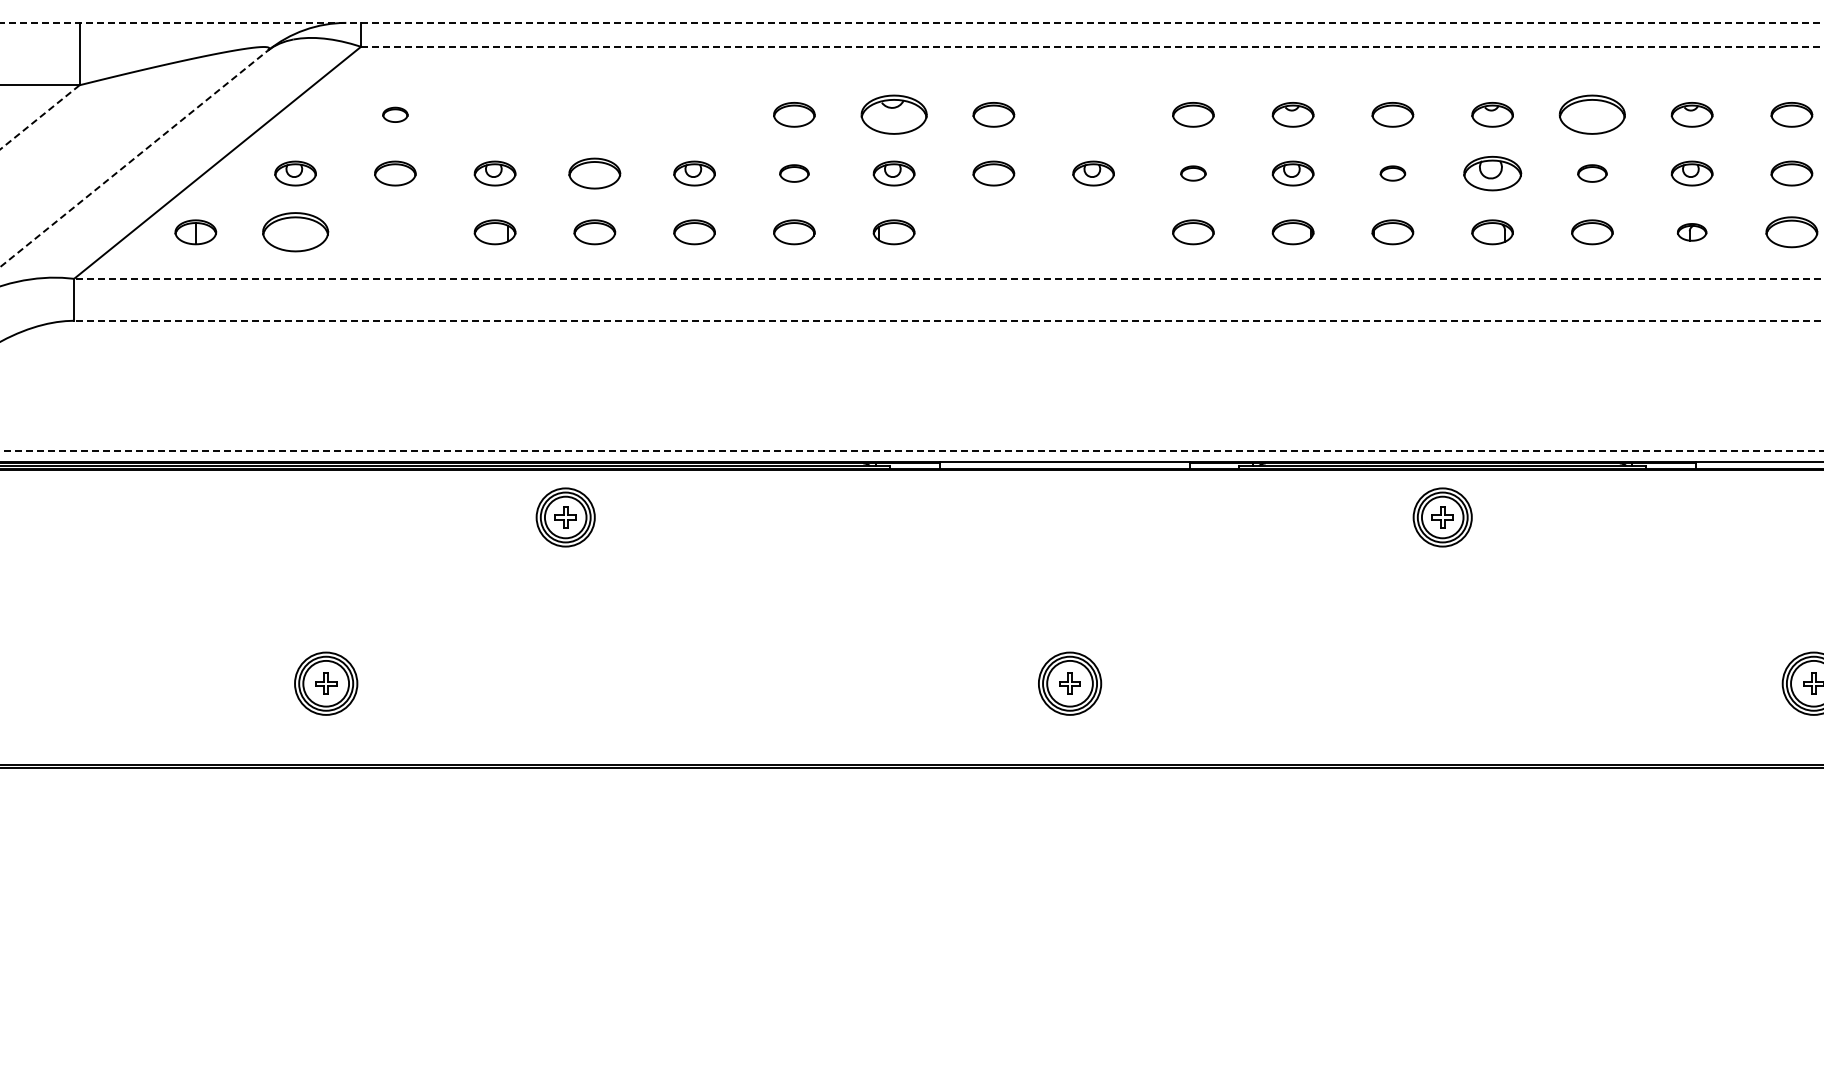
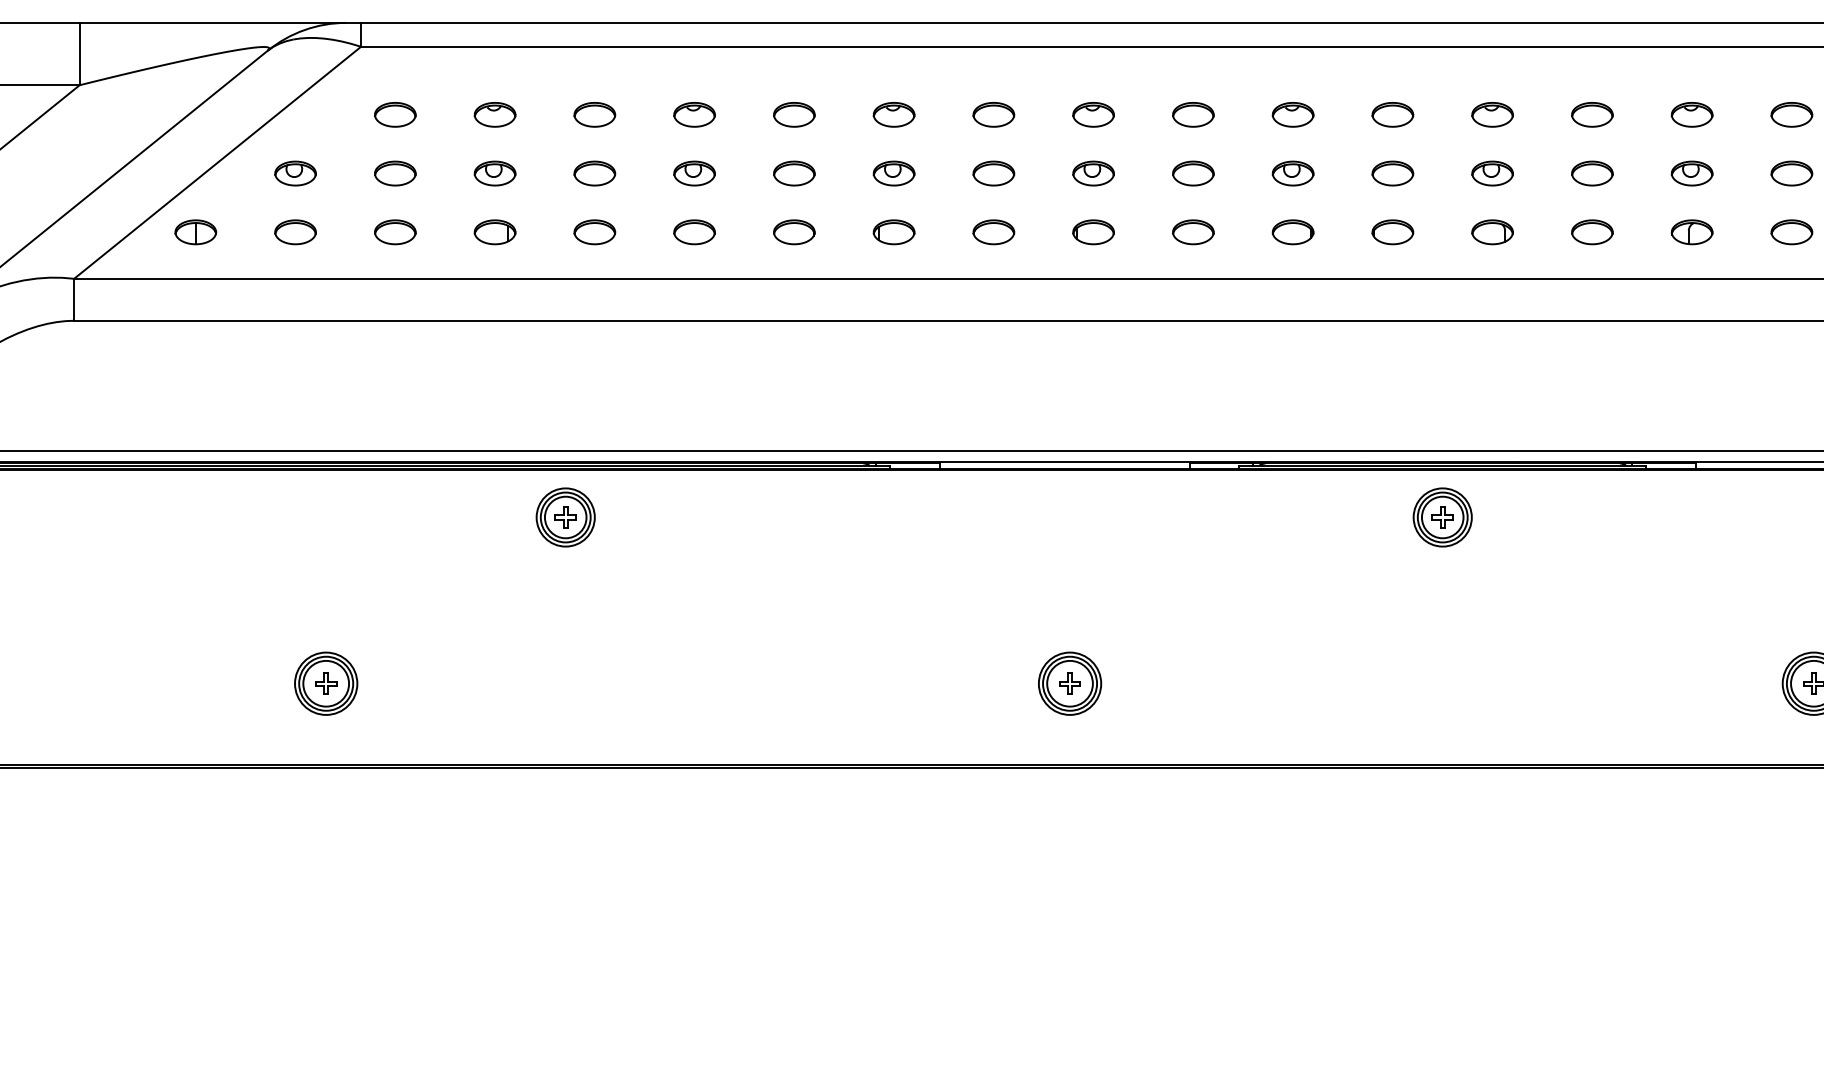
line: dashed -> solid (912, 22)
line: dashed -> solid (1091, 46)
part size: 27x17 px -> 43x26 px (395, 114)
part: none -> present (494, 114)
part: none -> present (594, 114)
part: none -> present (694, 114)
part size: 68x41 px -> 44x26 px (893, 114)
part: none -> present (1093, 114)
part size: 68x41 px -> 43x26 px (1592, 114)
line: dashed -> solid (40, 117)
line: dashed -> solid (134, 158)
part size: 54x33 px -> 44x27 px (594, 173)
part size: 31x19 px -> 43x27 px (794, 173)
part size: 27x17 px -> 43x27 px (1193, 173)
part size: 28x17 px -> 44x27 px (1392, 173)
part size: 60x36 px -> 43x27 px (1492, 173)
part size: 31x19 px -> 43x27 px (1592, 173)
part size: 68x41 px -> 43x27 px (295, 232)
part: none -> present (395, 232)
part: none -> present (993, 232)
part: none -> present (1093, 232)
part size: 32x19 px -> 44x27 px (1691, 232)
part size: 54x33 px -> 44x27 px (1791, 232)
line: dashed -> solid (948, 278)
line: dashed -> solid (948, 320)
line: dashed -> solid (913, 451)
